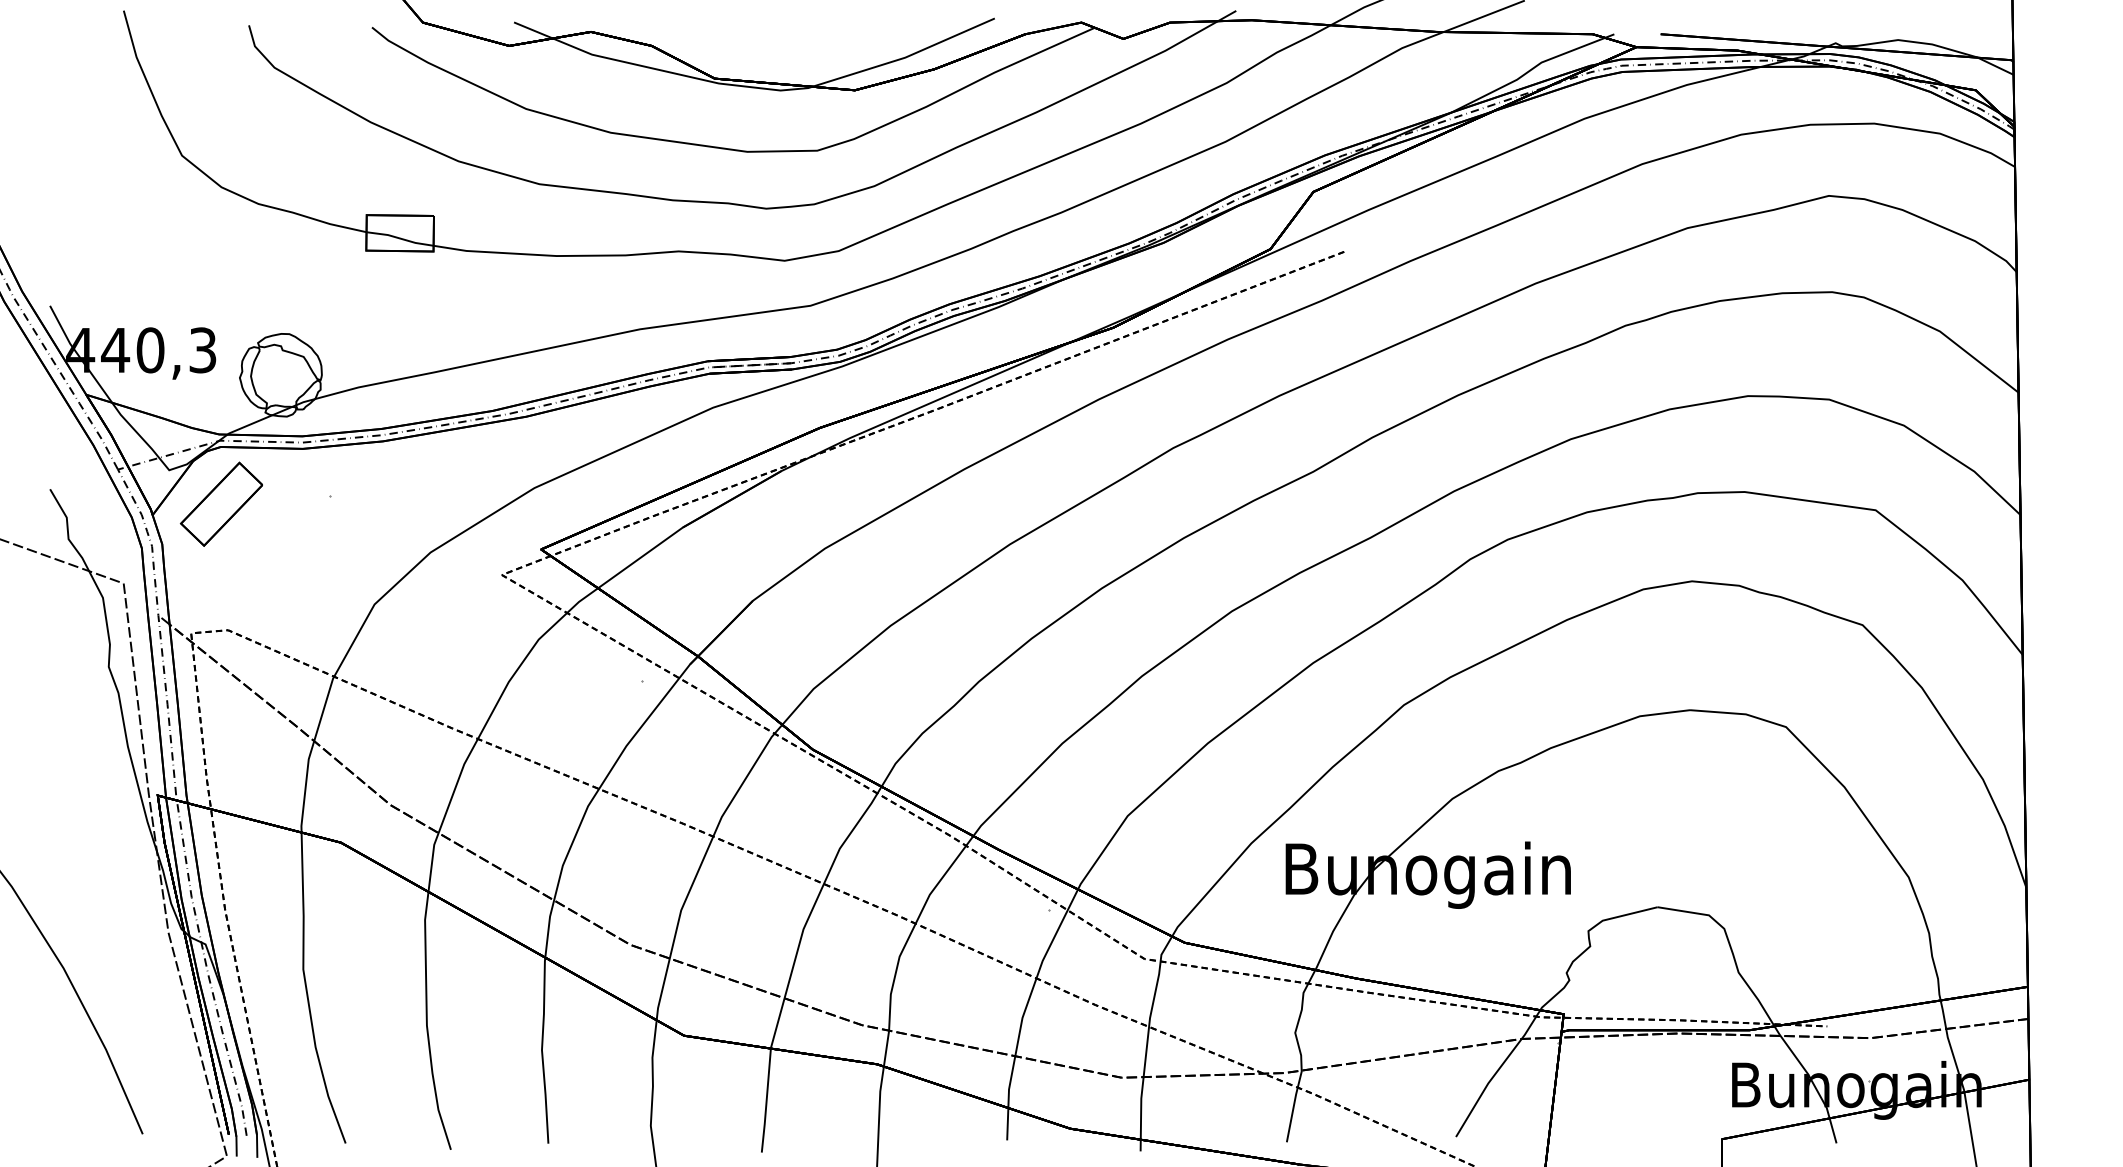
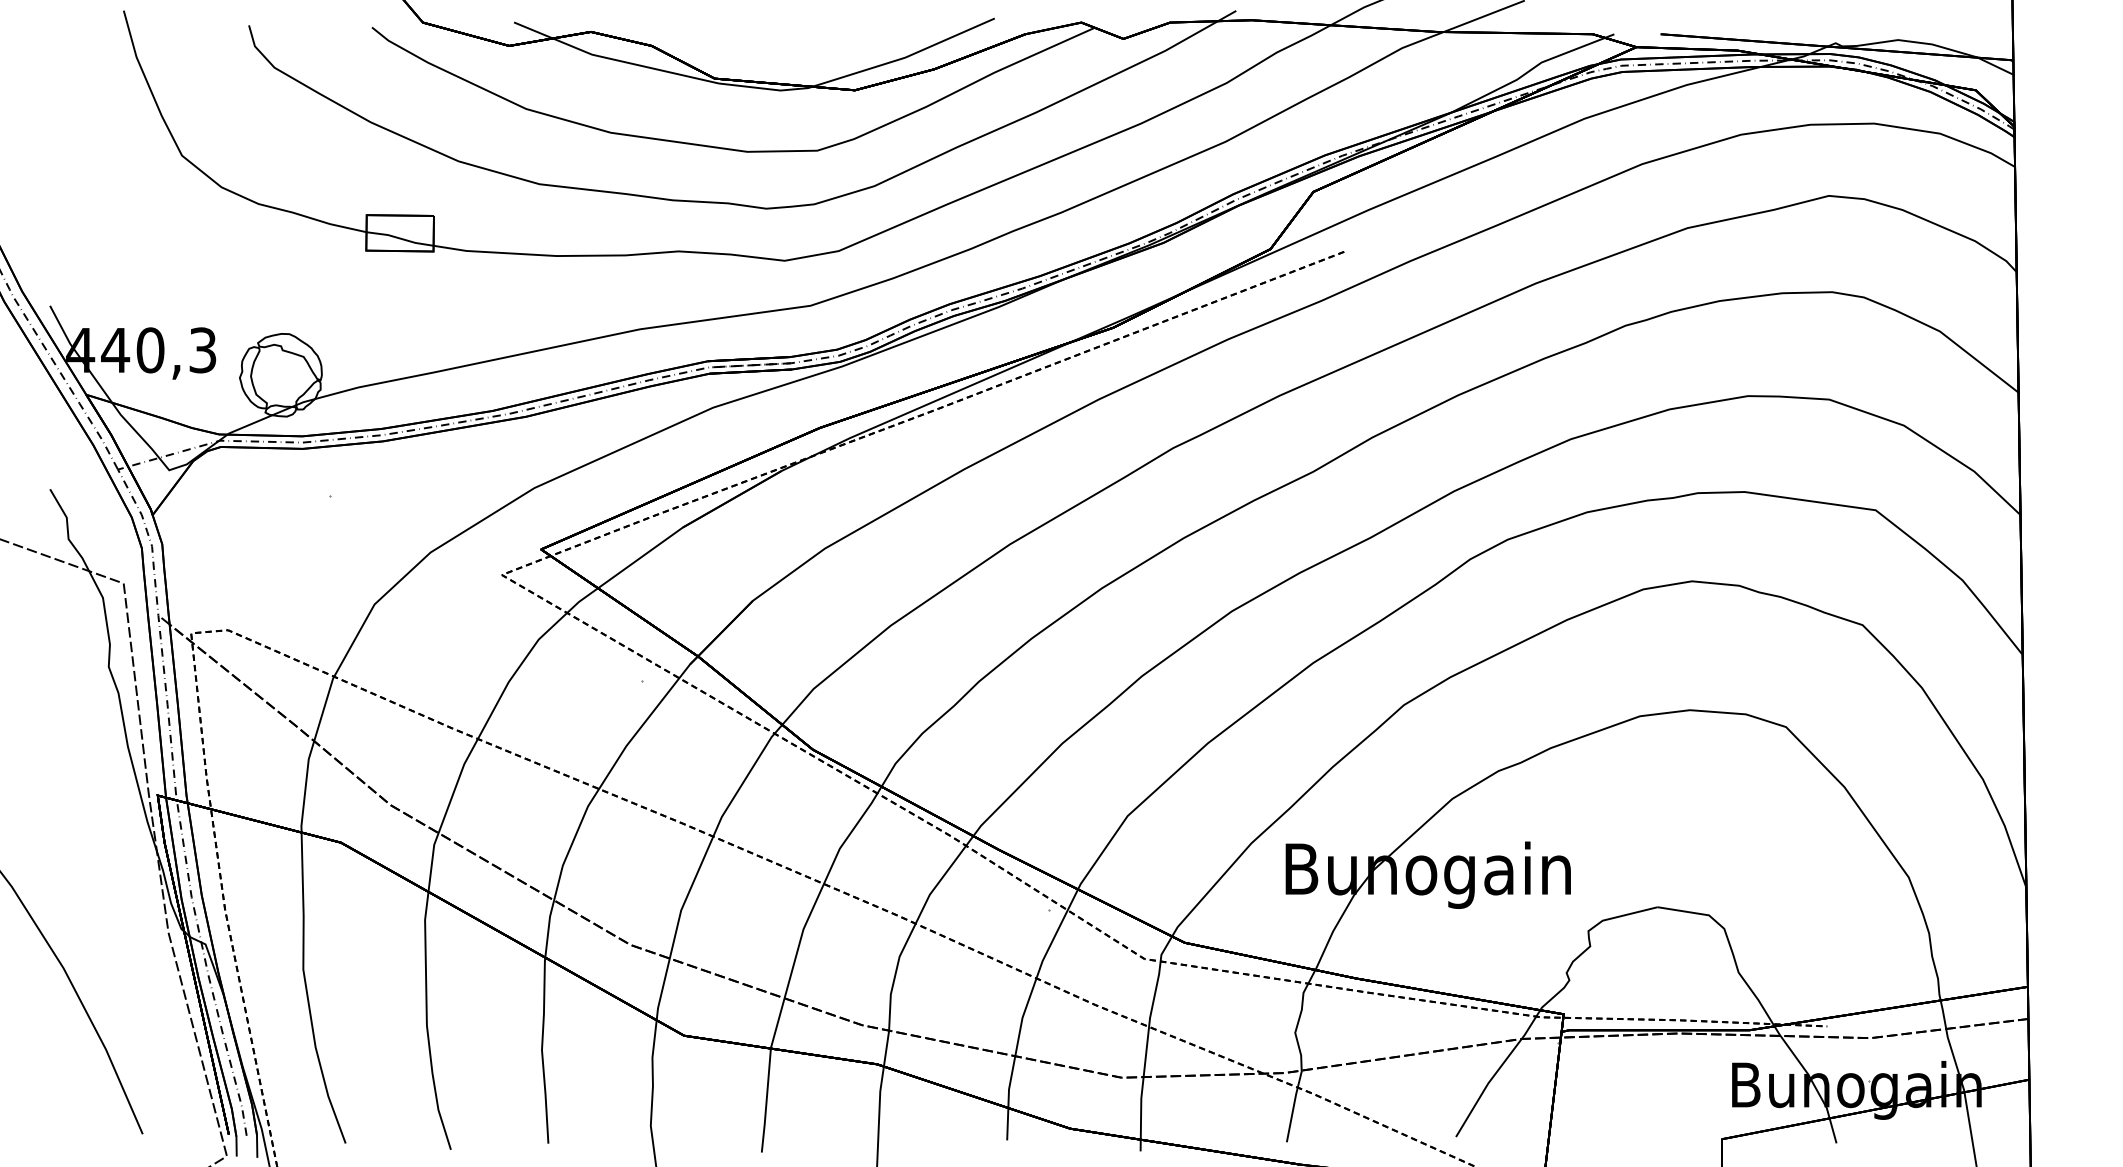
part: present -> none (220, 503)
